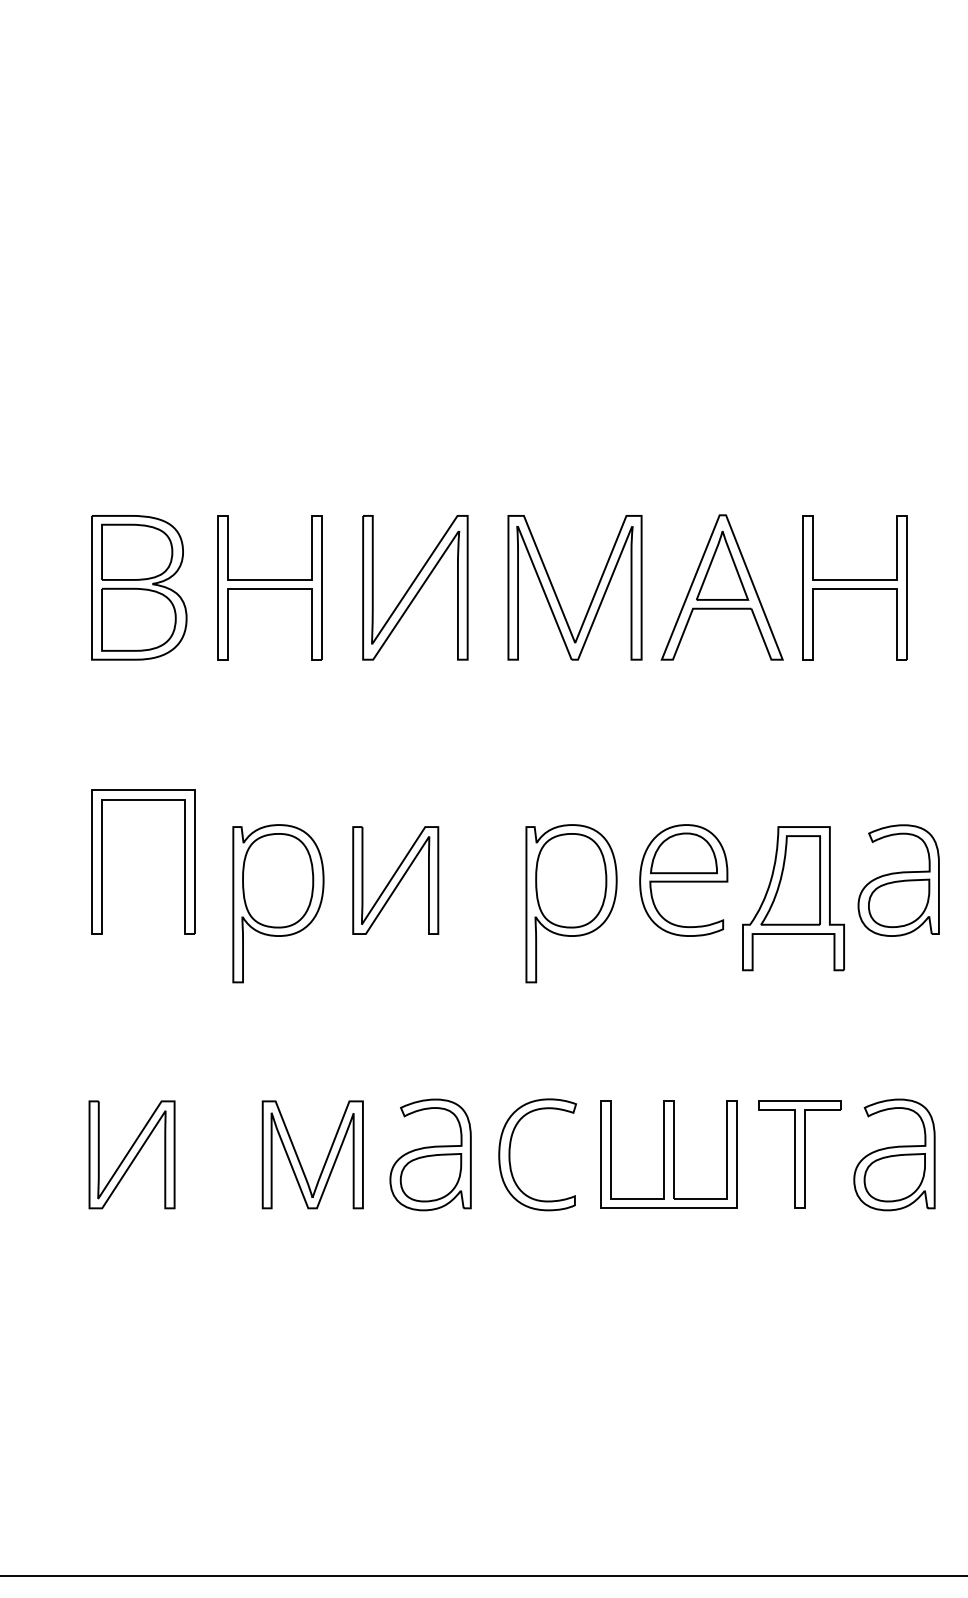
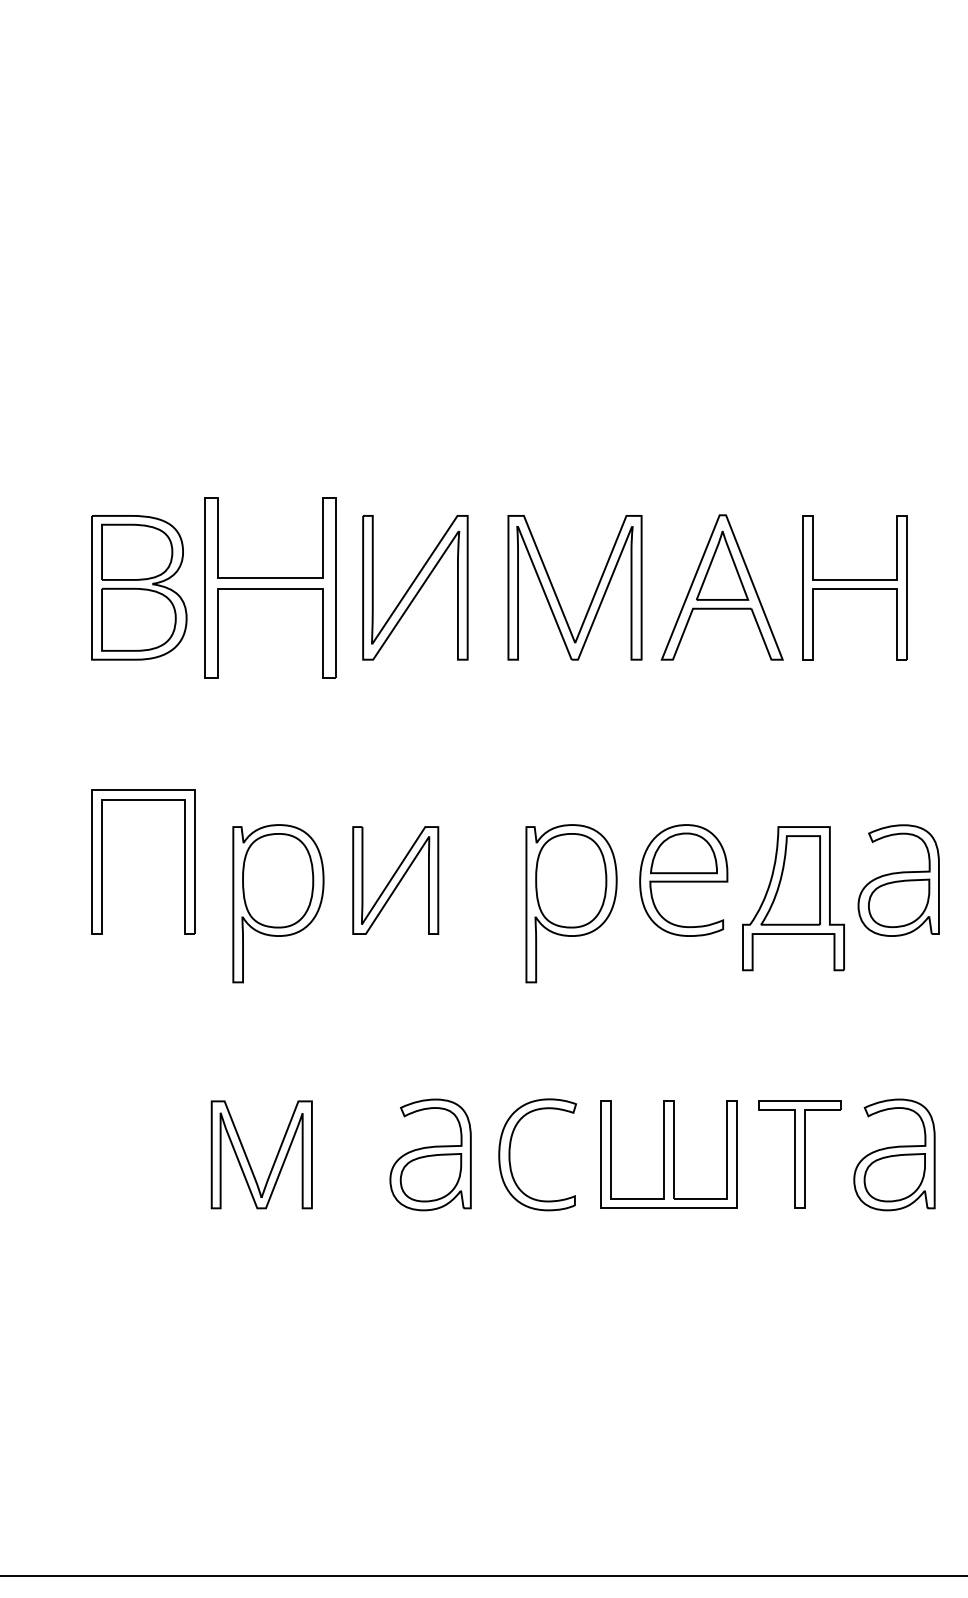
part size: 106x146 px -> 133x182 px (270, 587)
part: present -> none (131, 1154)
part position: (300, 1161) -> (249, 1161) (249, 1161)
